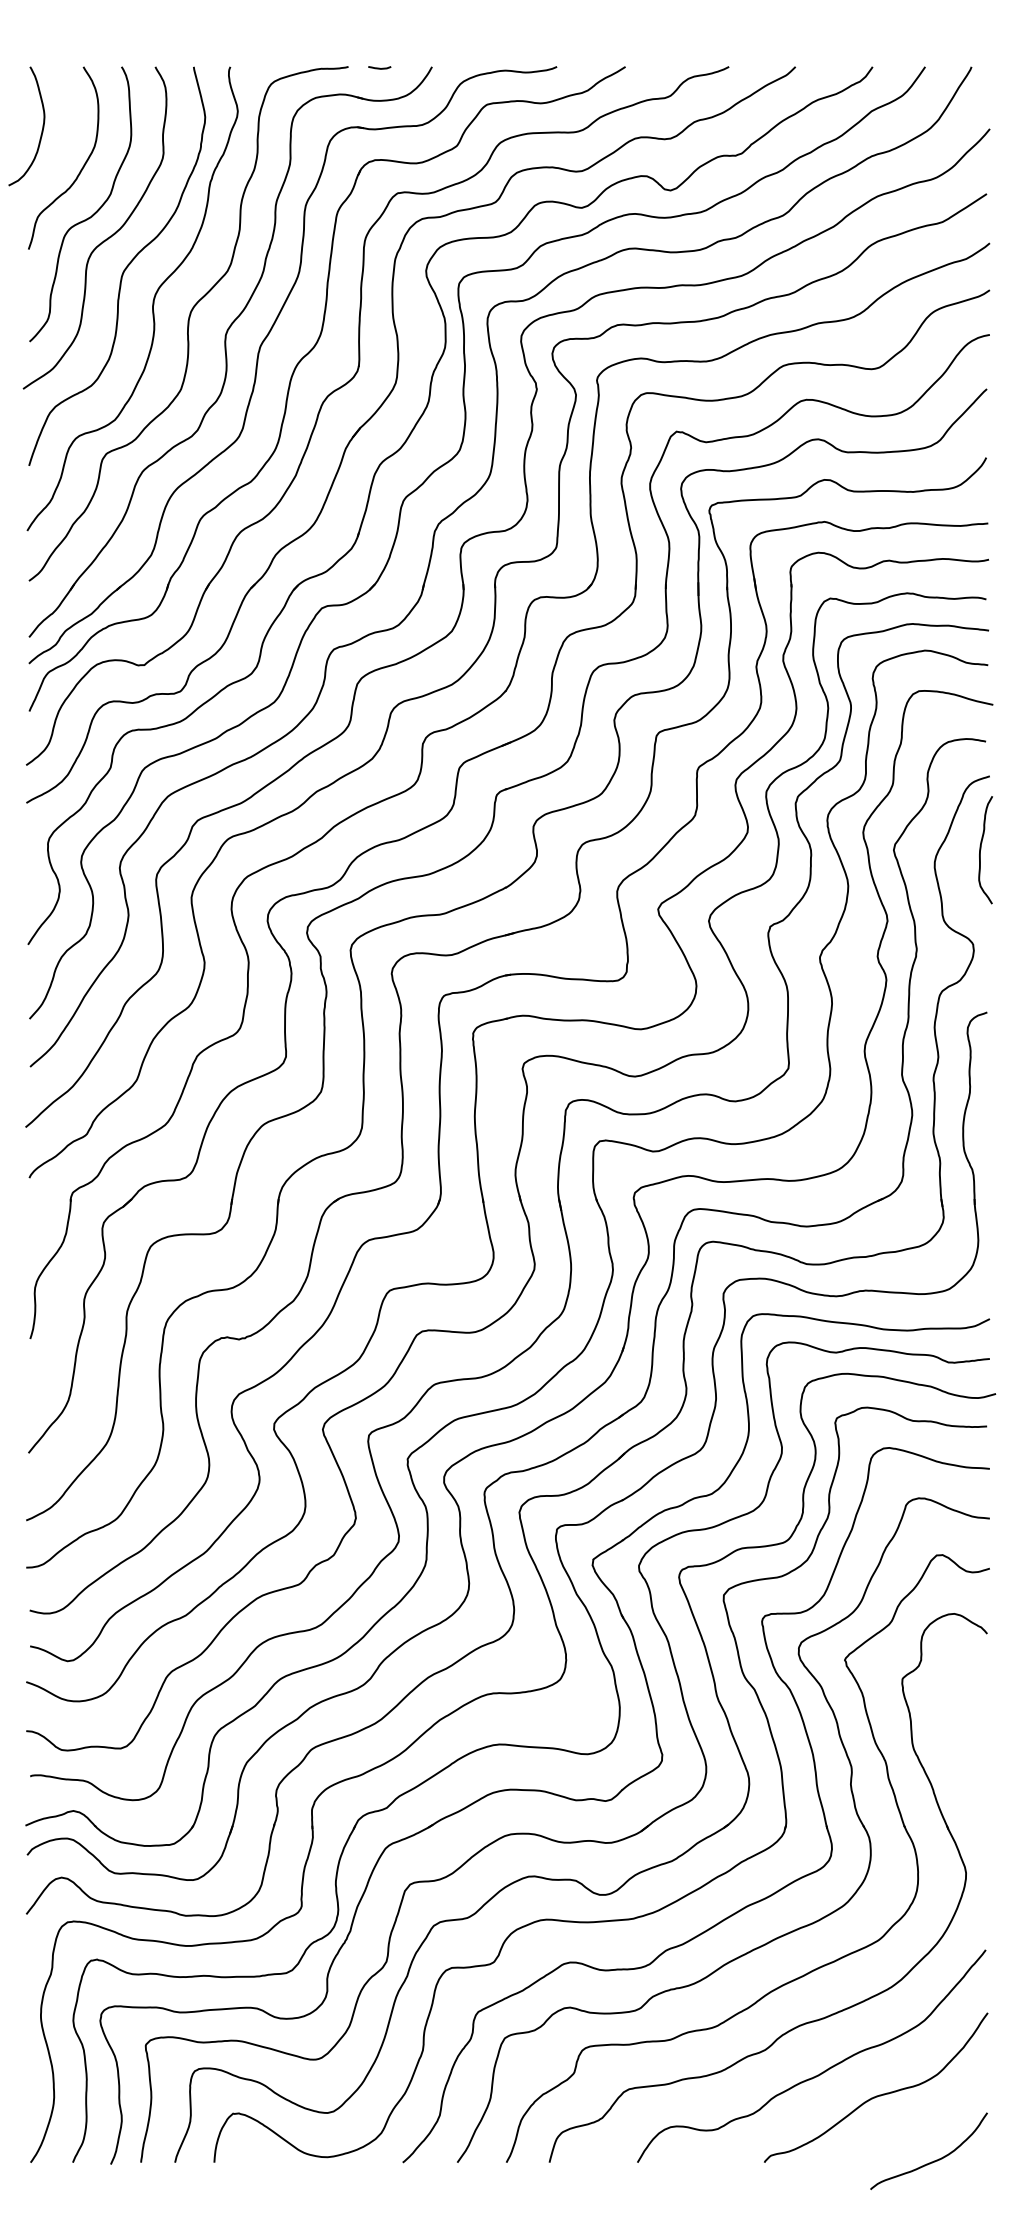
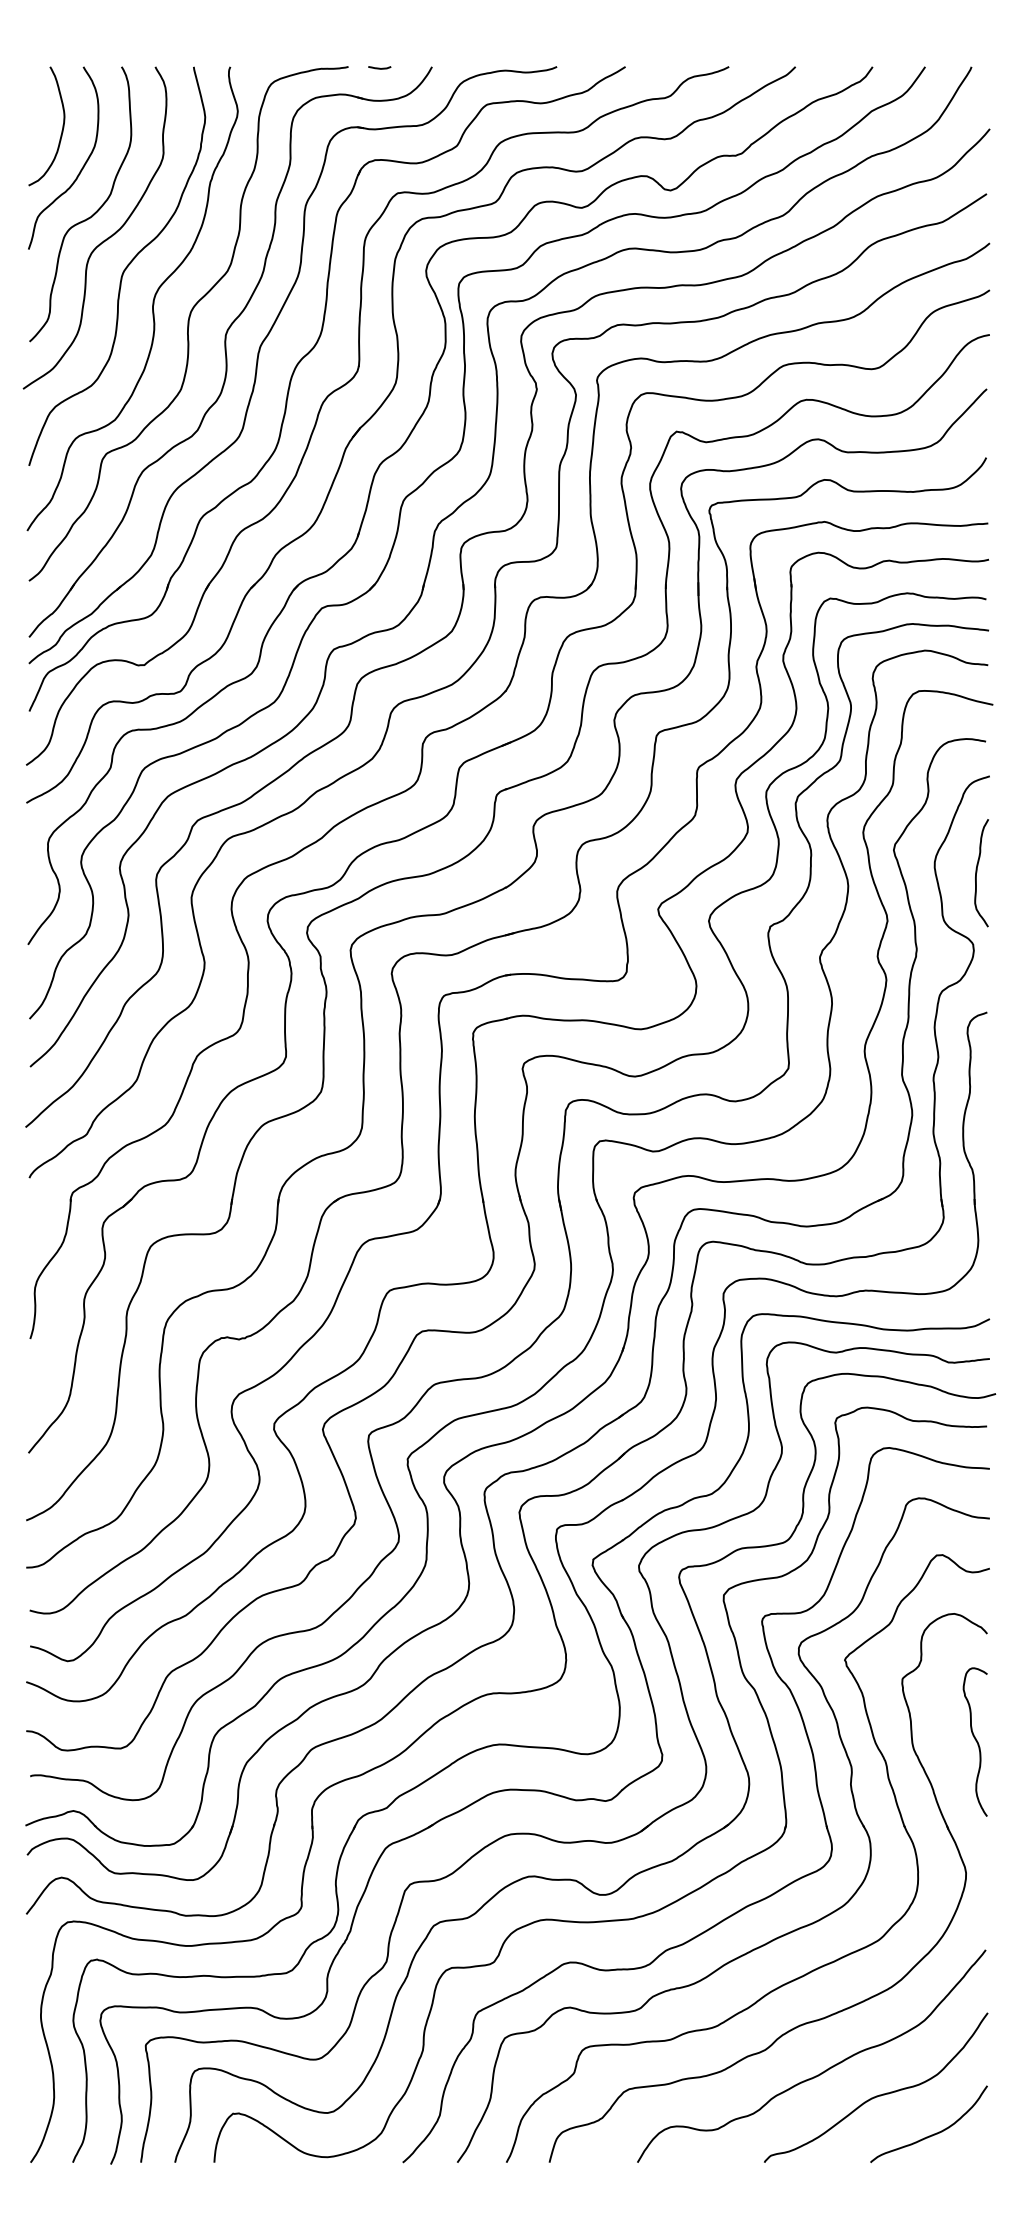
curve position: (41, 130) -> (61, 130) (61, 130)
curve position: (981, 849) -> (977, 872) (977, 872)
curve: none -> present (975, 1741)
curve position: (931, 2161) -> (931, 2134) (931, 2134)
